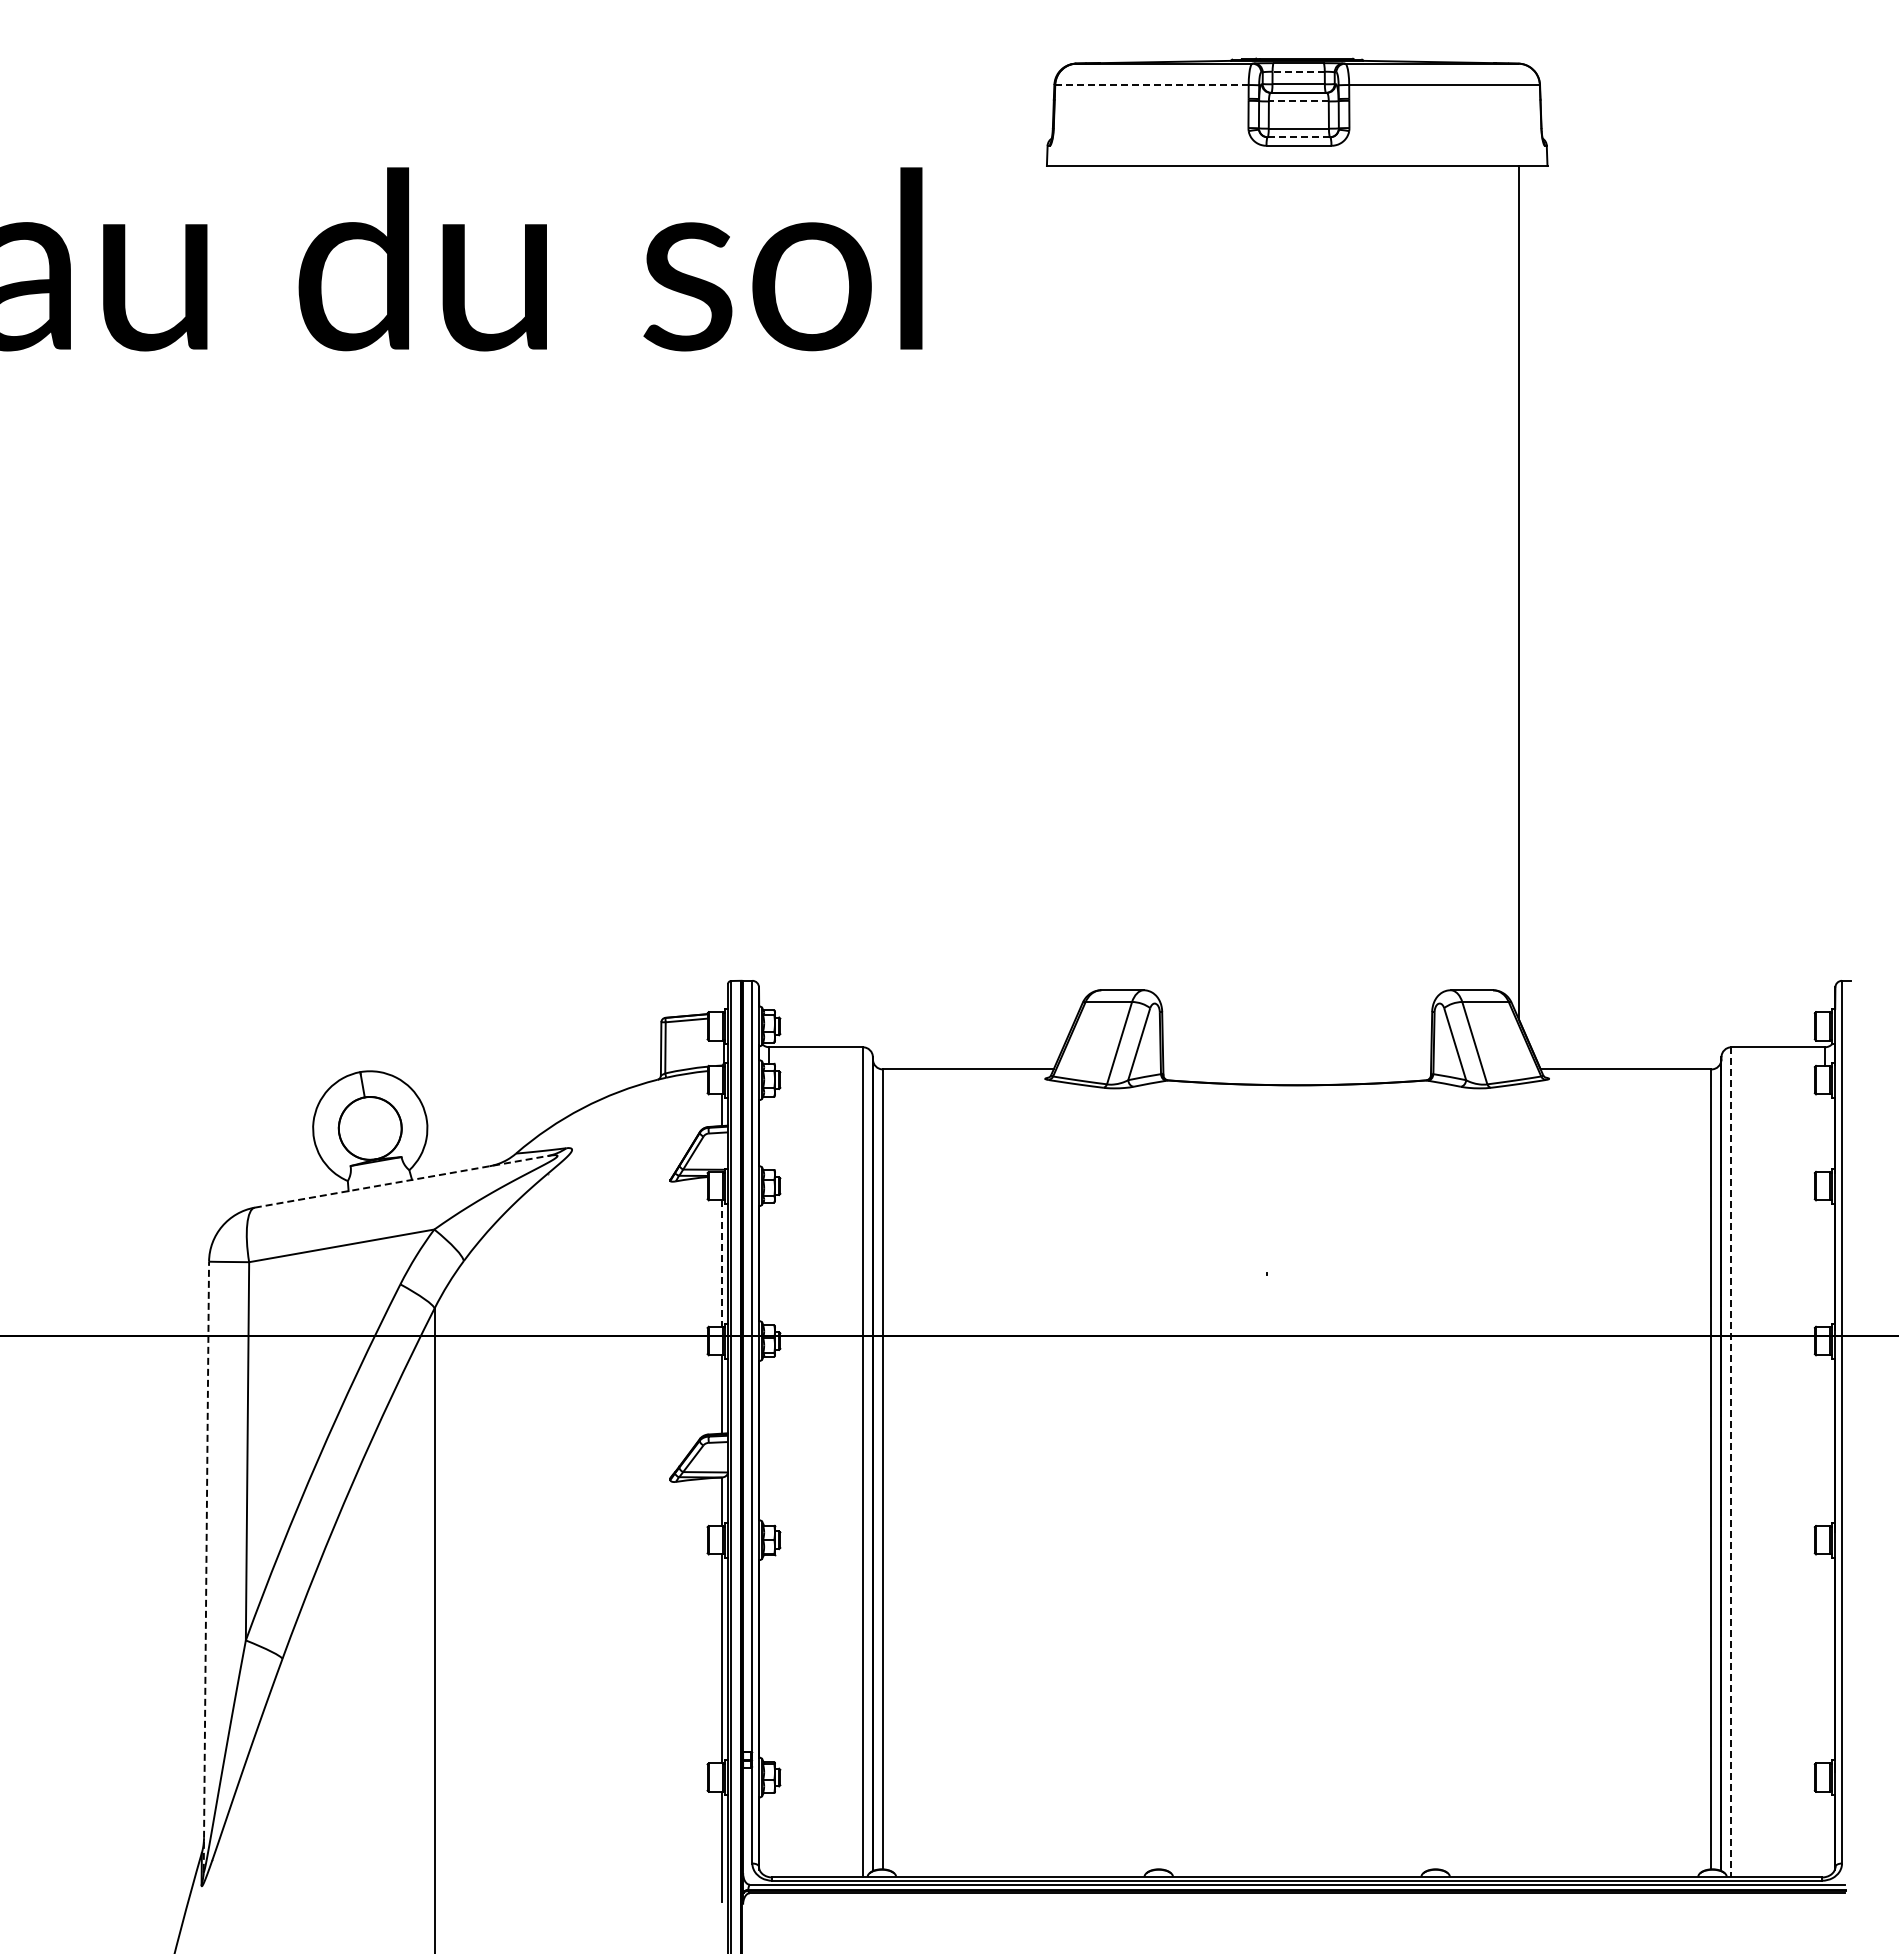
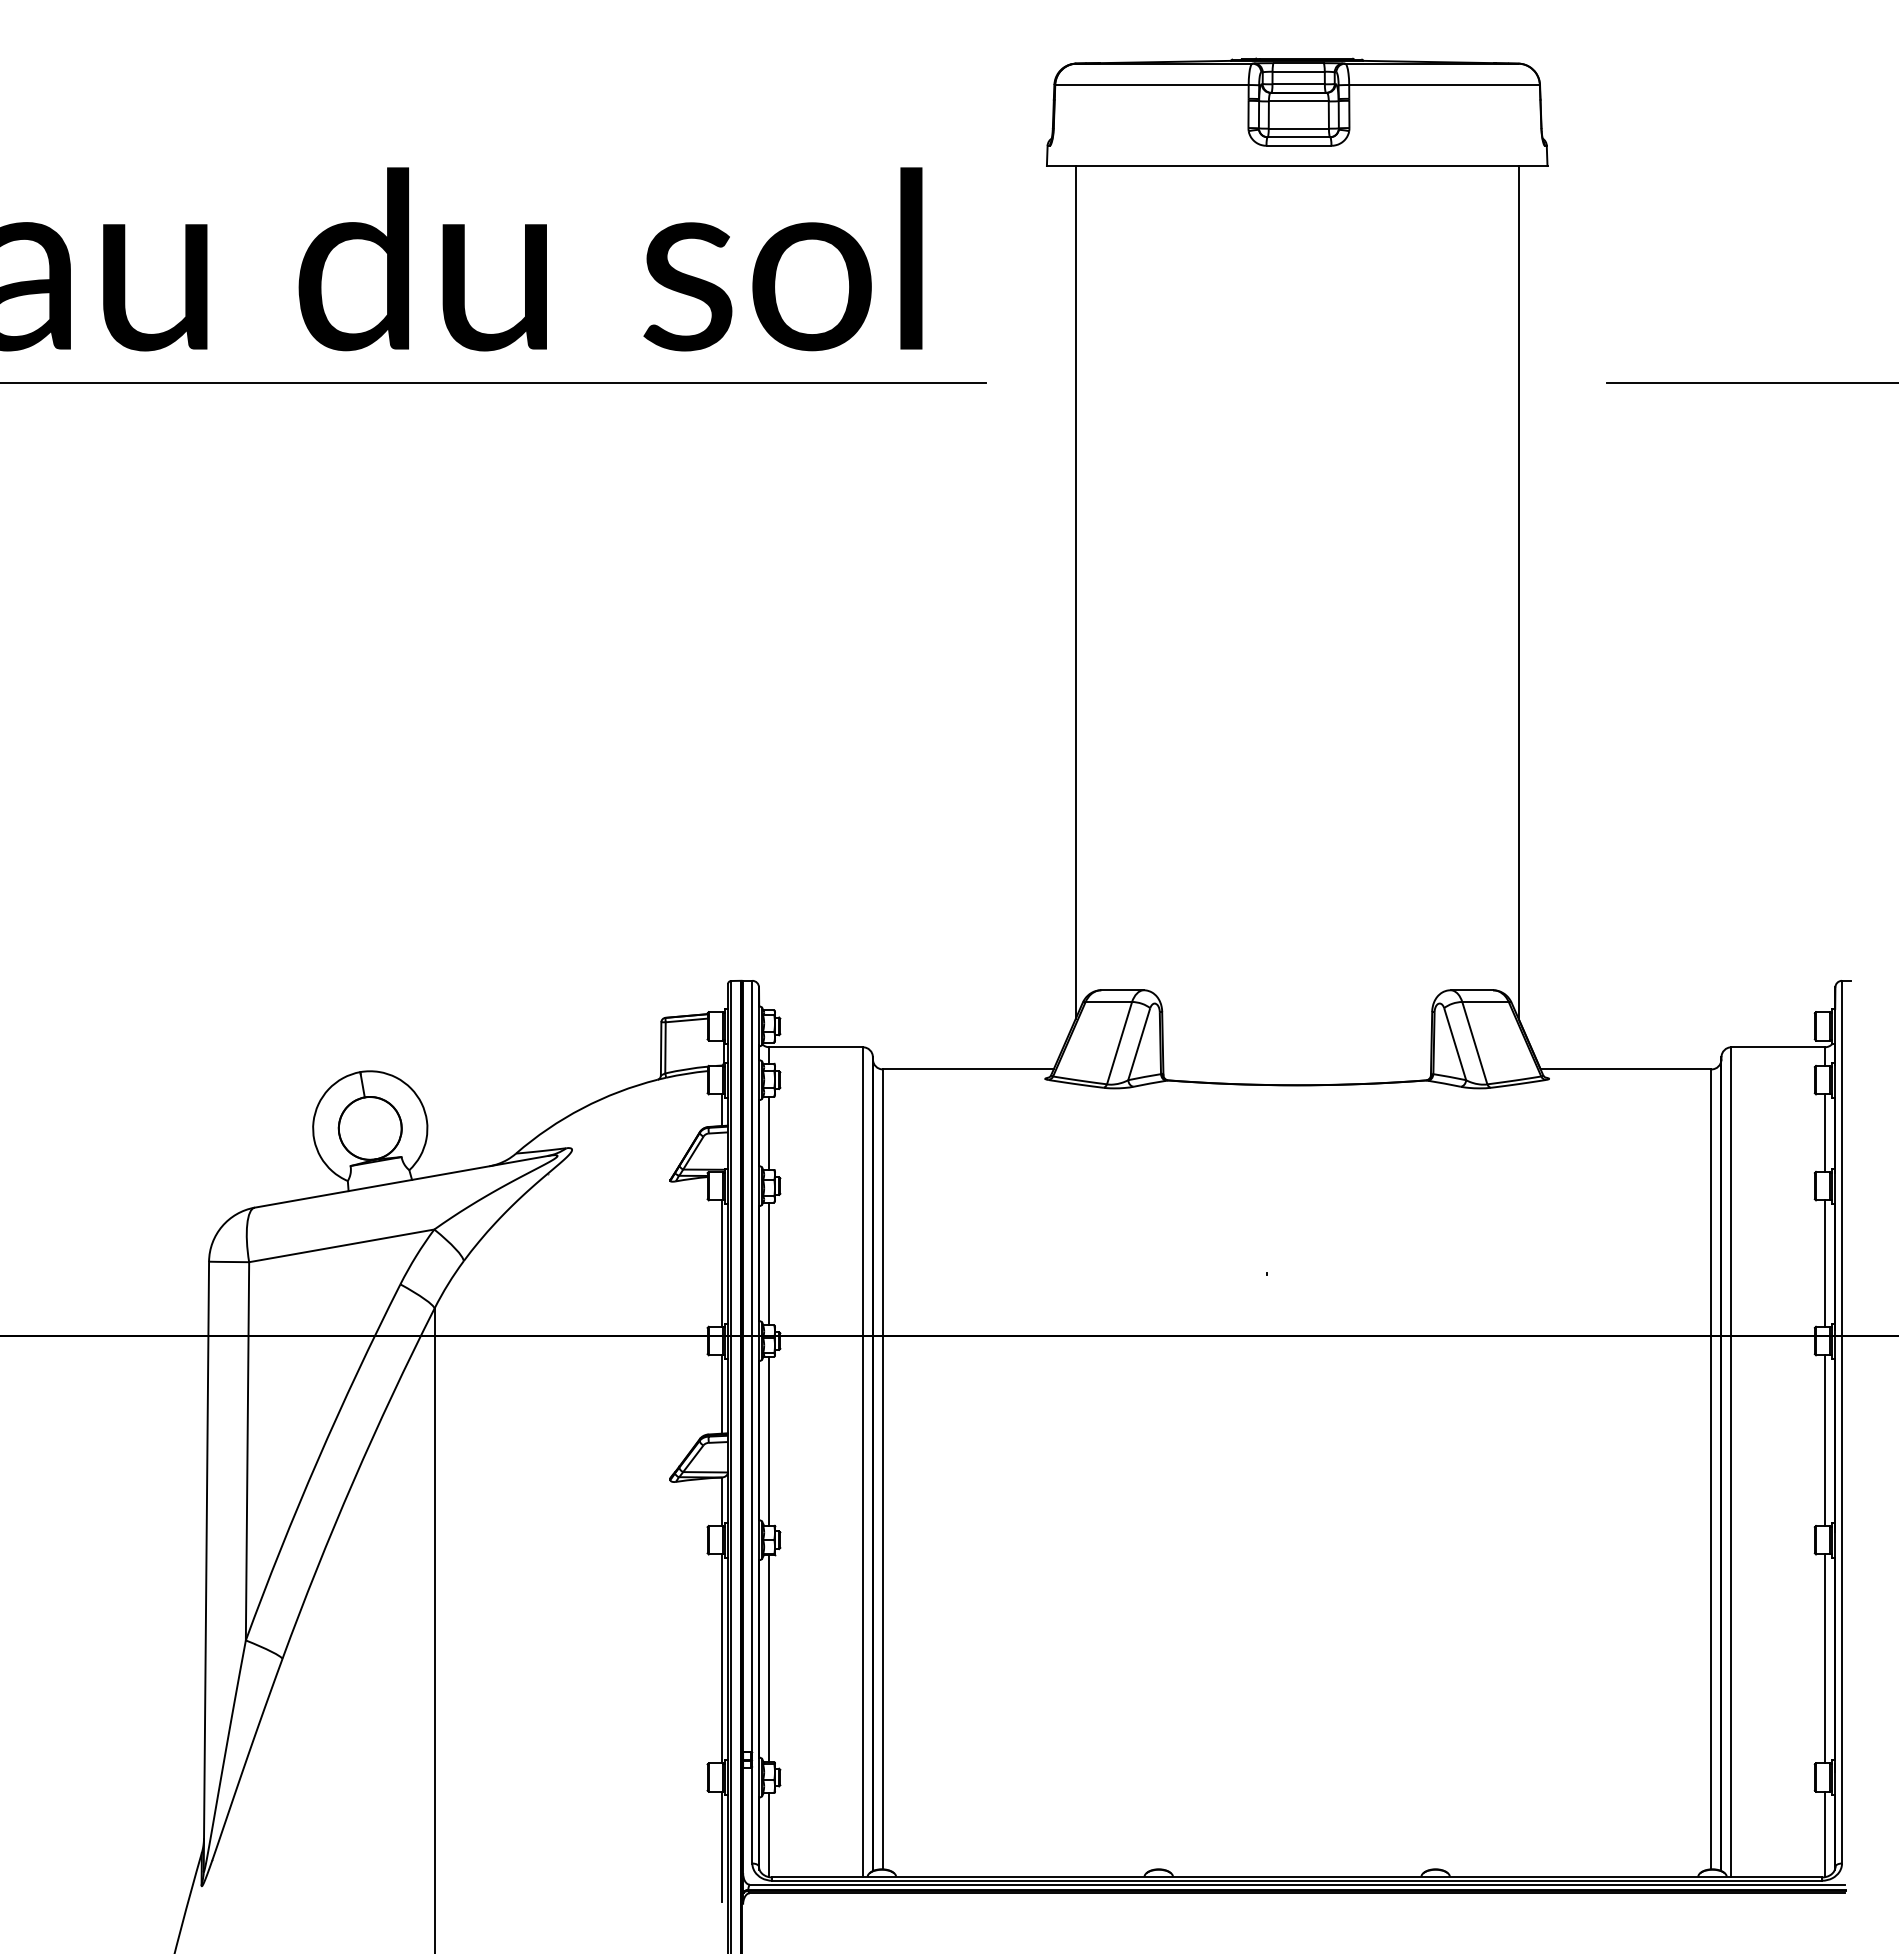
line: dashed -> solid (1298, 71)
line: dashed -> solid (1151, 85)
line: dashed -> solid (1298, 101)
line: dashed -> solid (1299, 137)
line: none -> present (494, 382)
line: none -> present (1751, 382)
line: none -> present (1075, 592)
line: none -> present (769, 1132)
line: none -> present (1824, 1132)
line: dashed -> solid (401, 1181)
line: none -> present (769, 1263)
line: none -> present (1824, 1263)
line: dashed -> solid (721, 1264)
line: none -> present (769, 1440)
line: none -> present (1824, 1440)
line: dashed -> solid (1731, 1462)
line: dashed -> solid (206, 1566)
line: none -> present (769, 1658)
line: none -> present (1824, 1658)
line: none -> present (769, 1834)
line: none -> present (1824, 1834)
